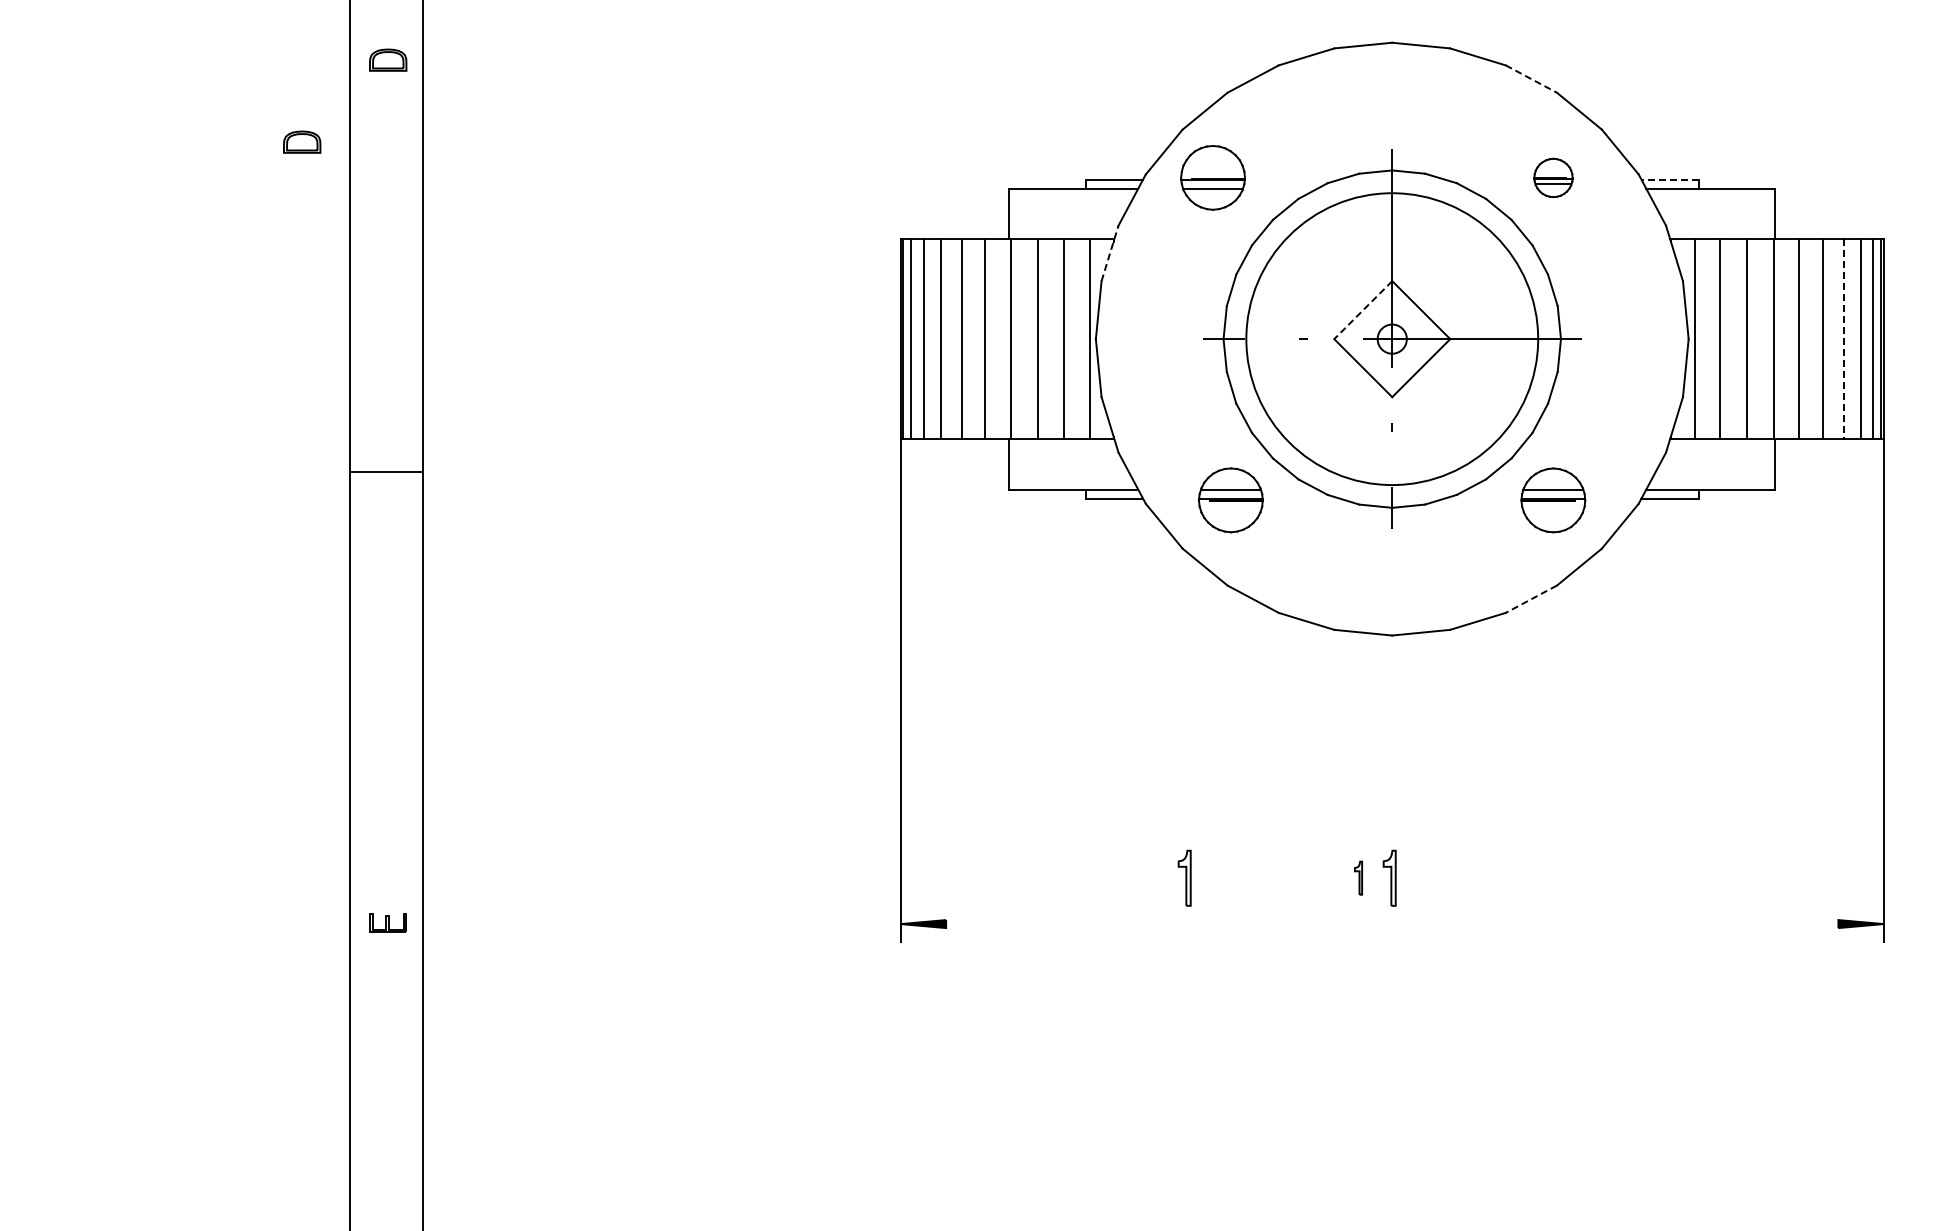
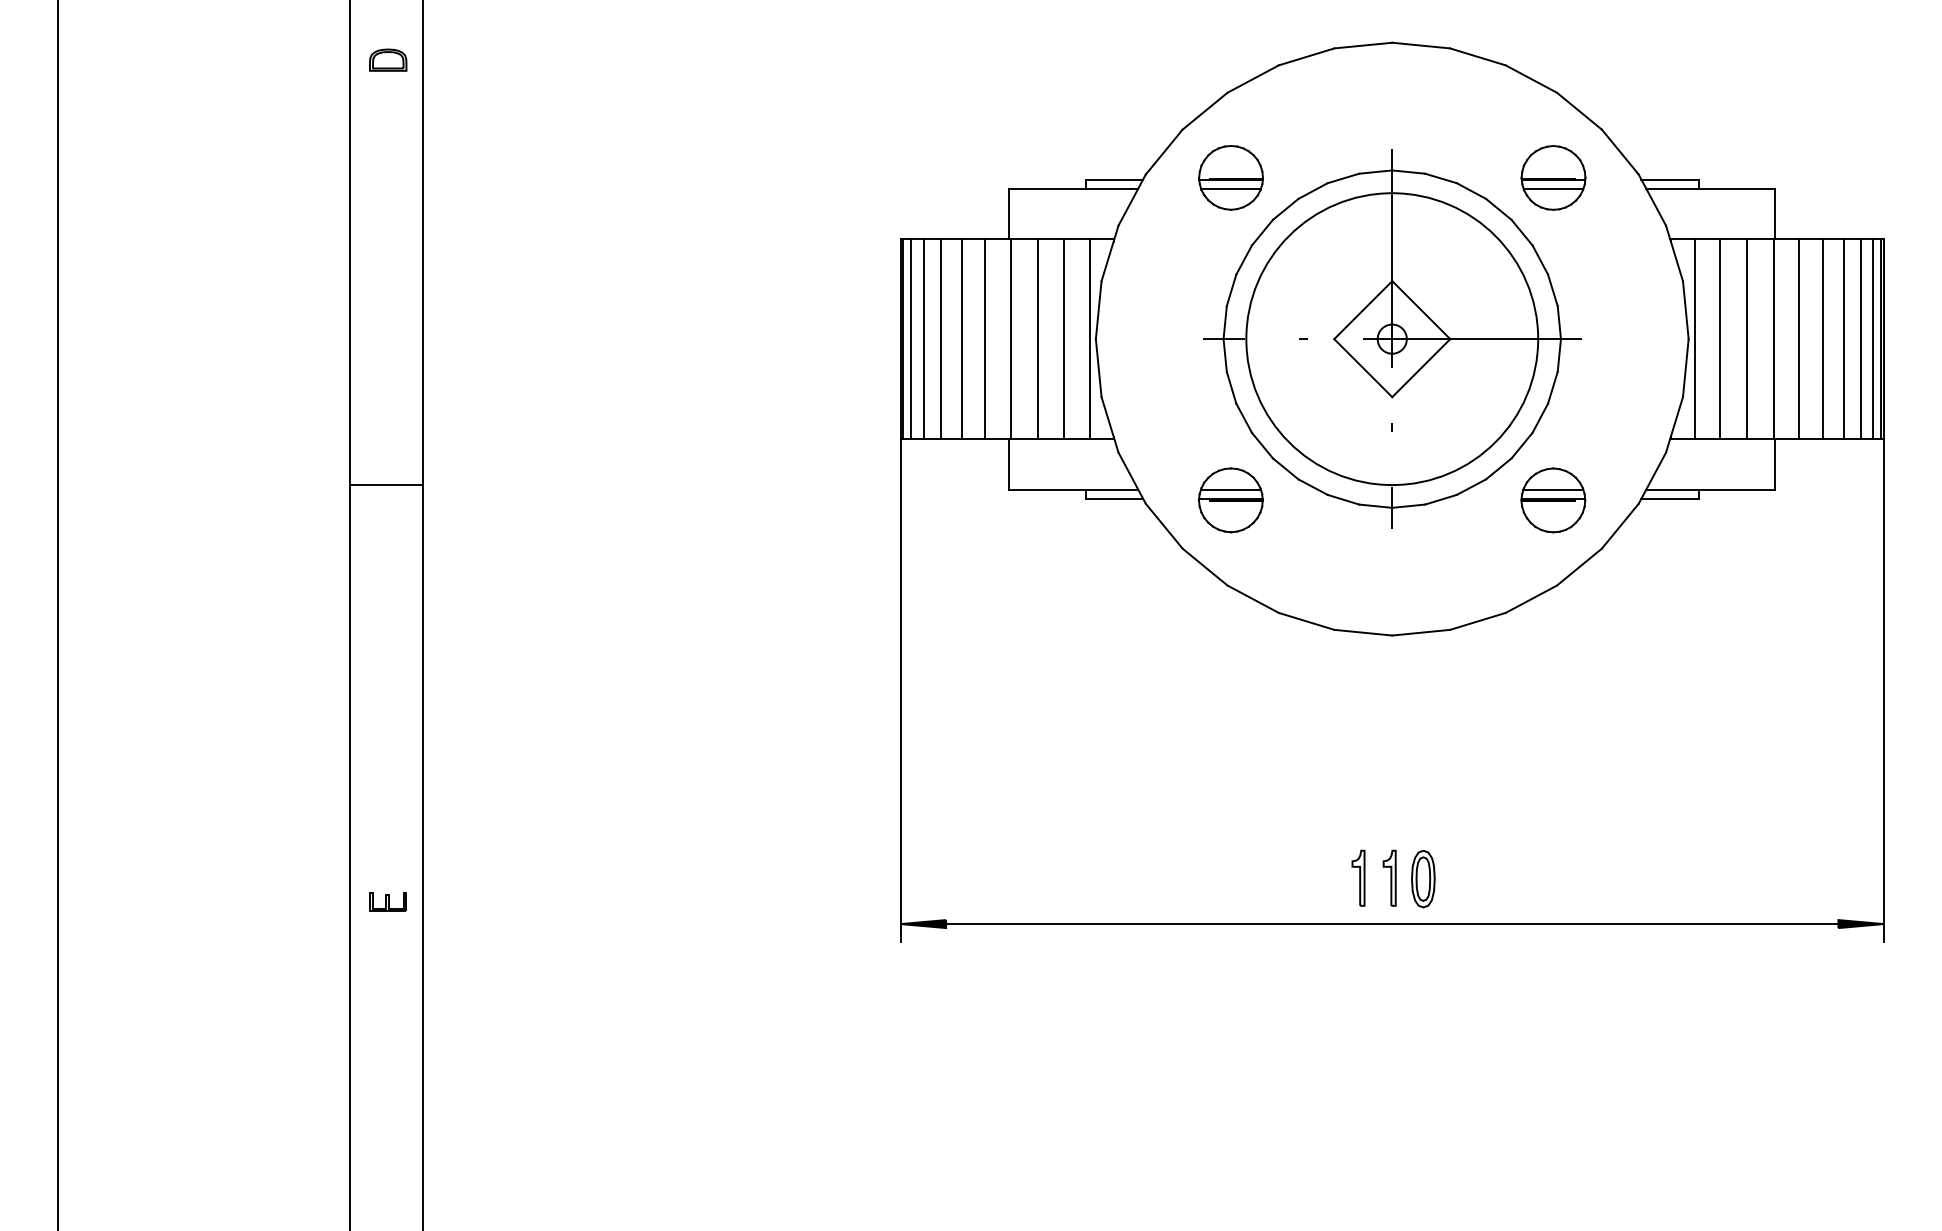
line: dashed -> solid (1531, 79)
part: present -> none (302, 141)
part position: (1212, 177) -> (1230, 177) (1230, 177)
part size: 41x41 px -> 67x66 px (1553, 177)
line: dashed -> solid (1670, 179)
line: dashed -> solid (1110, 253)
line: dashed -> solid (1362, 310)
line: dashed -> solid (1843, 339)
line position: (386, 471) -> (386, 484) (386, 484)
line: dashed -> solid (1530, 599)
line: none -> present (58, 614)
part: present -> none (1184, 877)
part size: 9x36 px -> 15x58 px (1358, 877)
part: none -> present (1423, 878)
part position: (387, 922) -> (387, 901) (387, 901)
line: none -> present (1392, 924)
